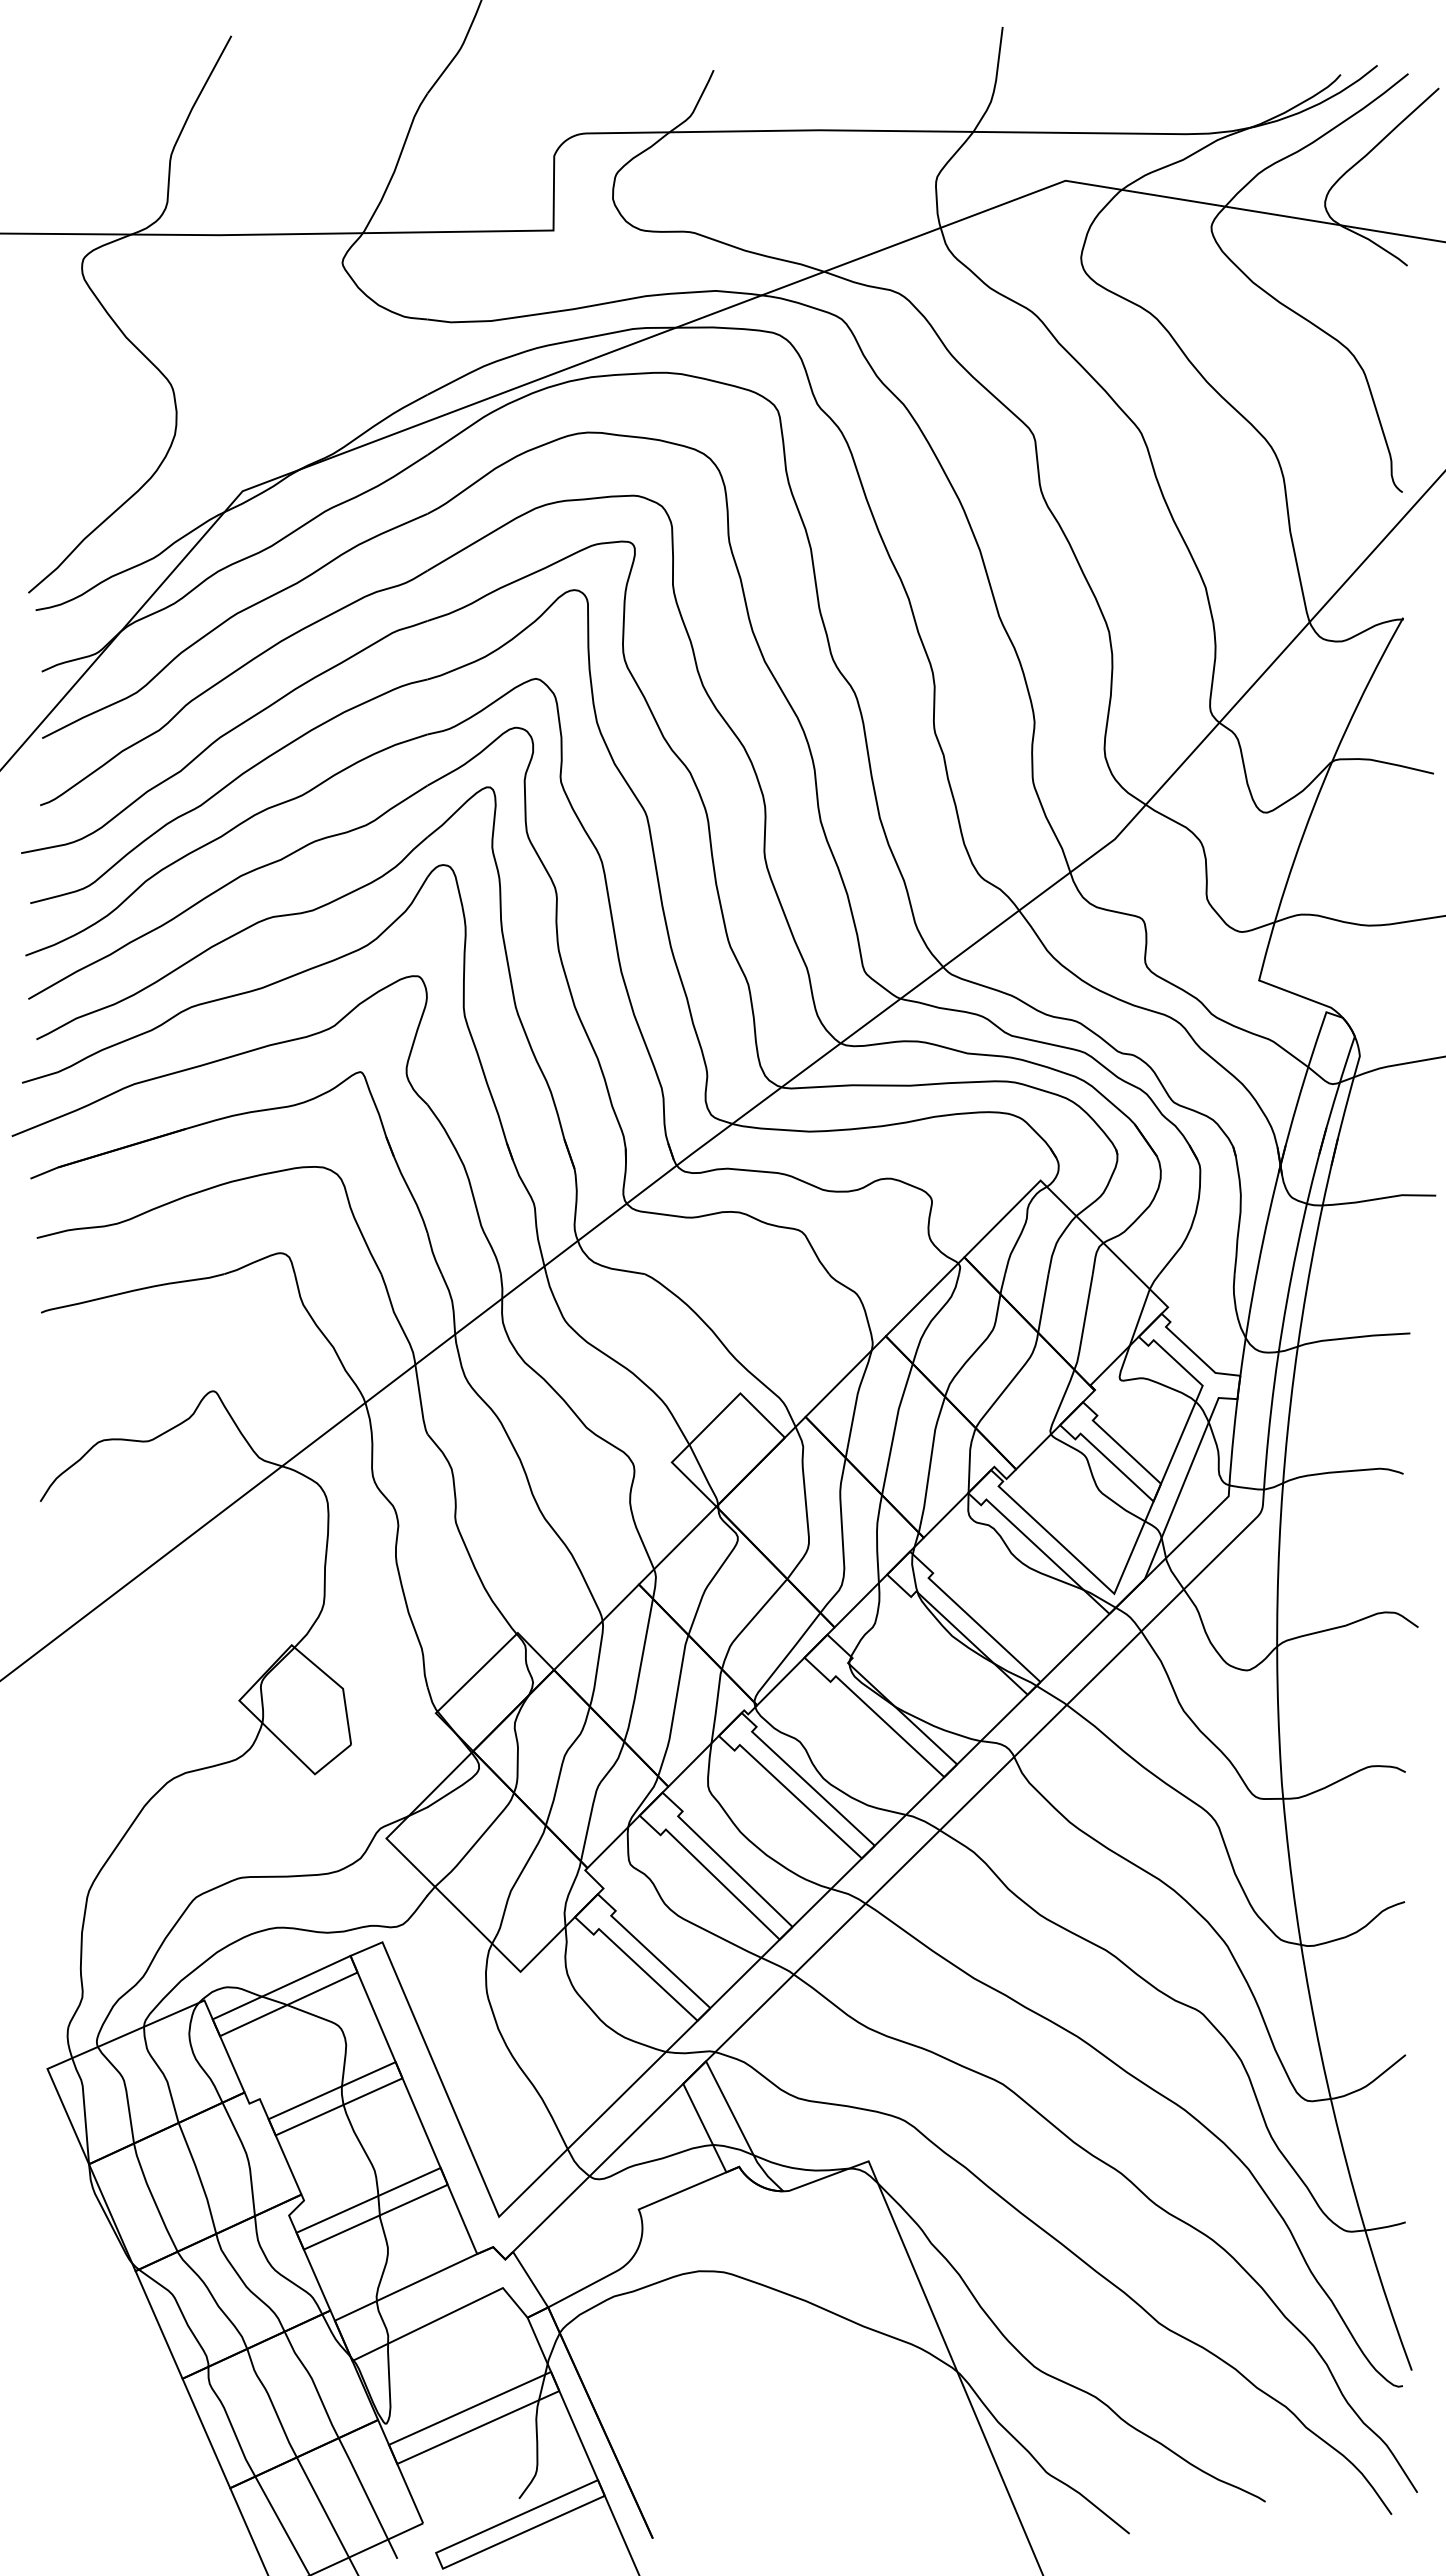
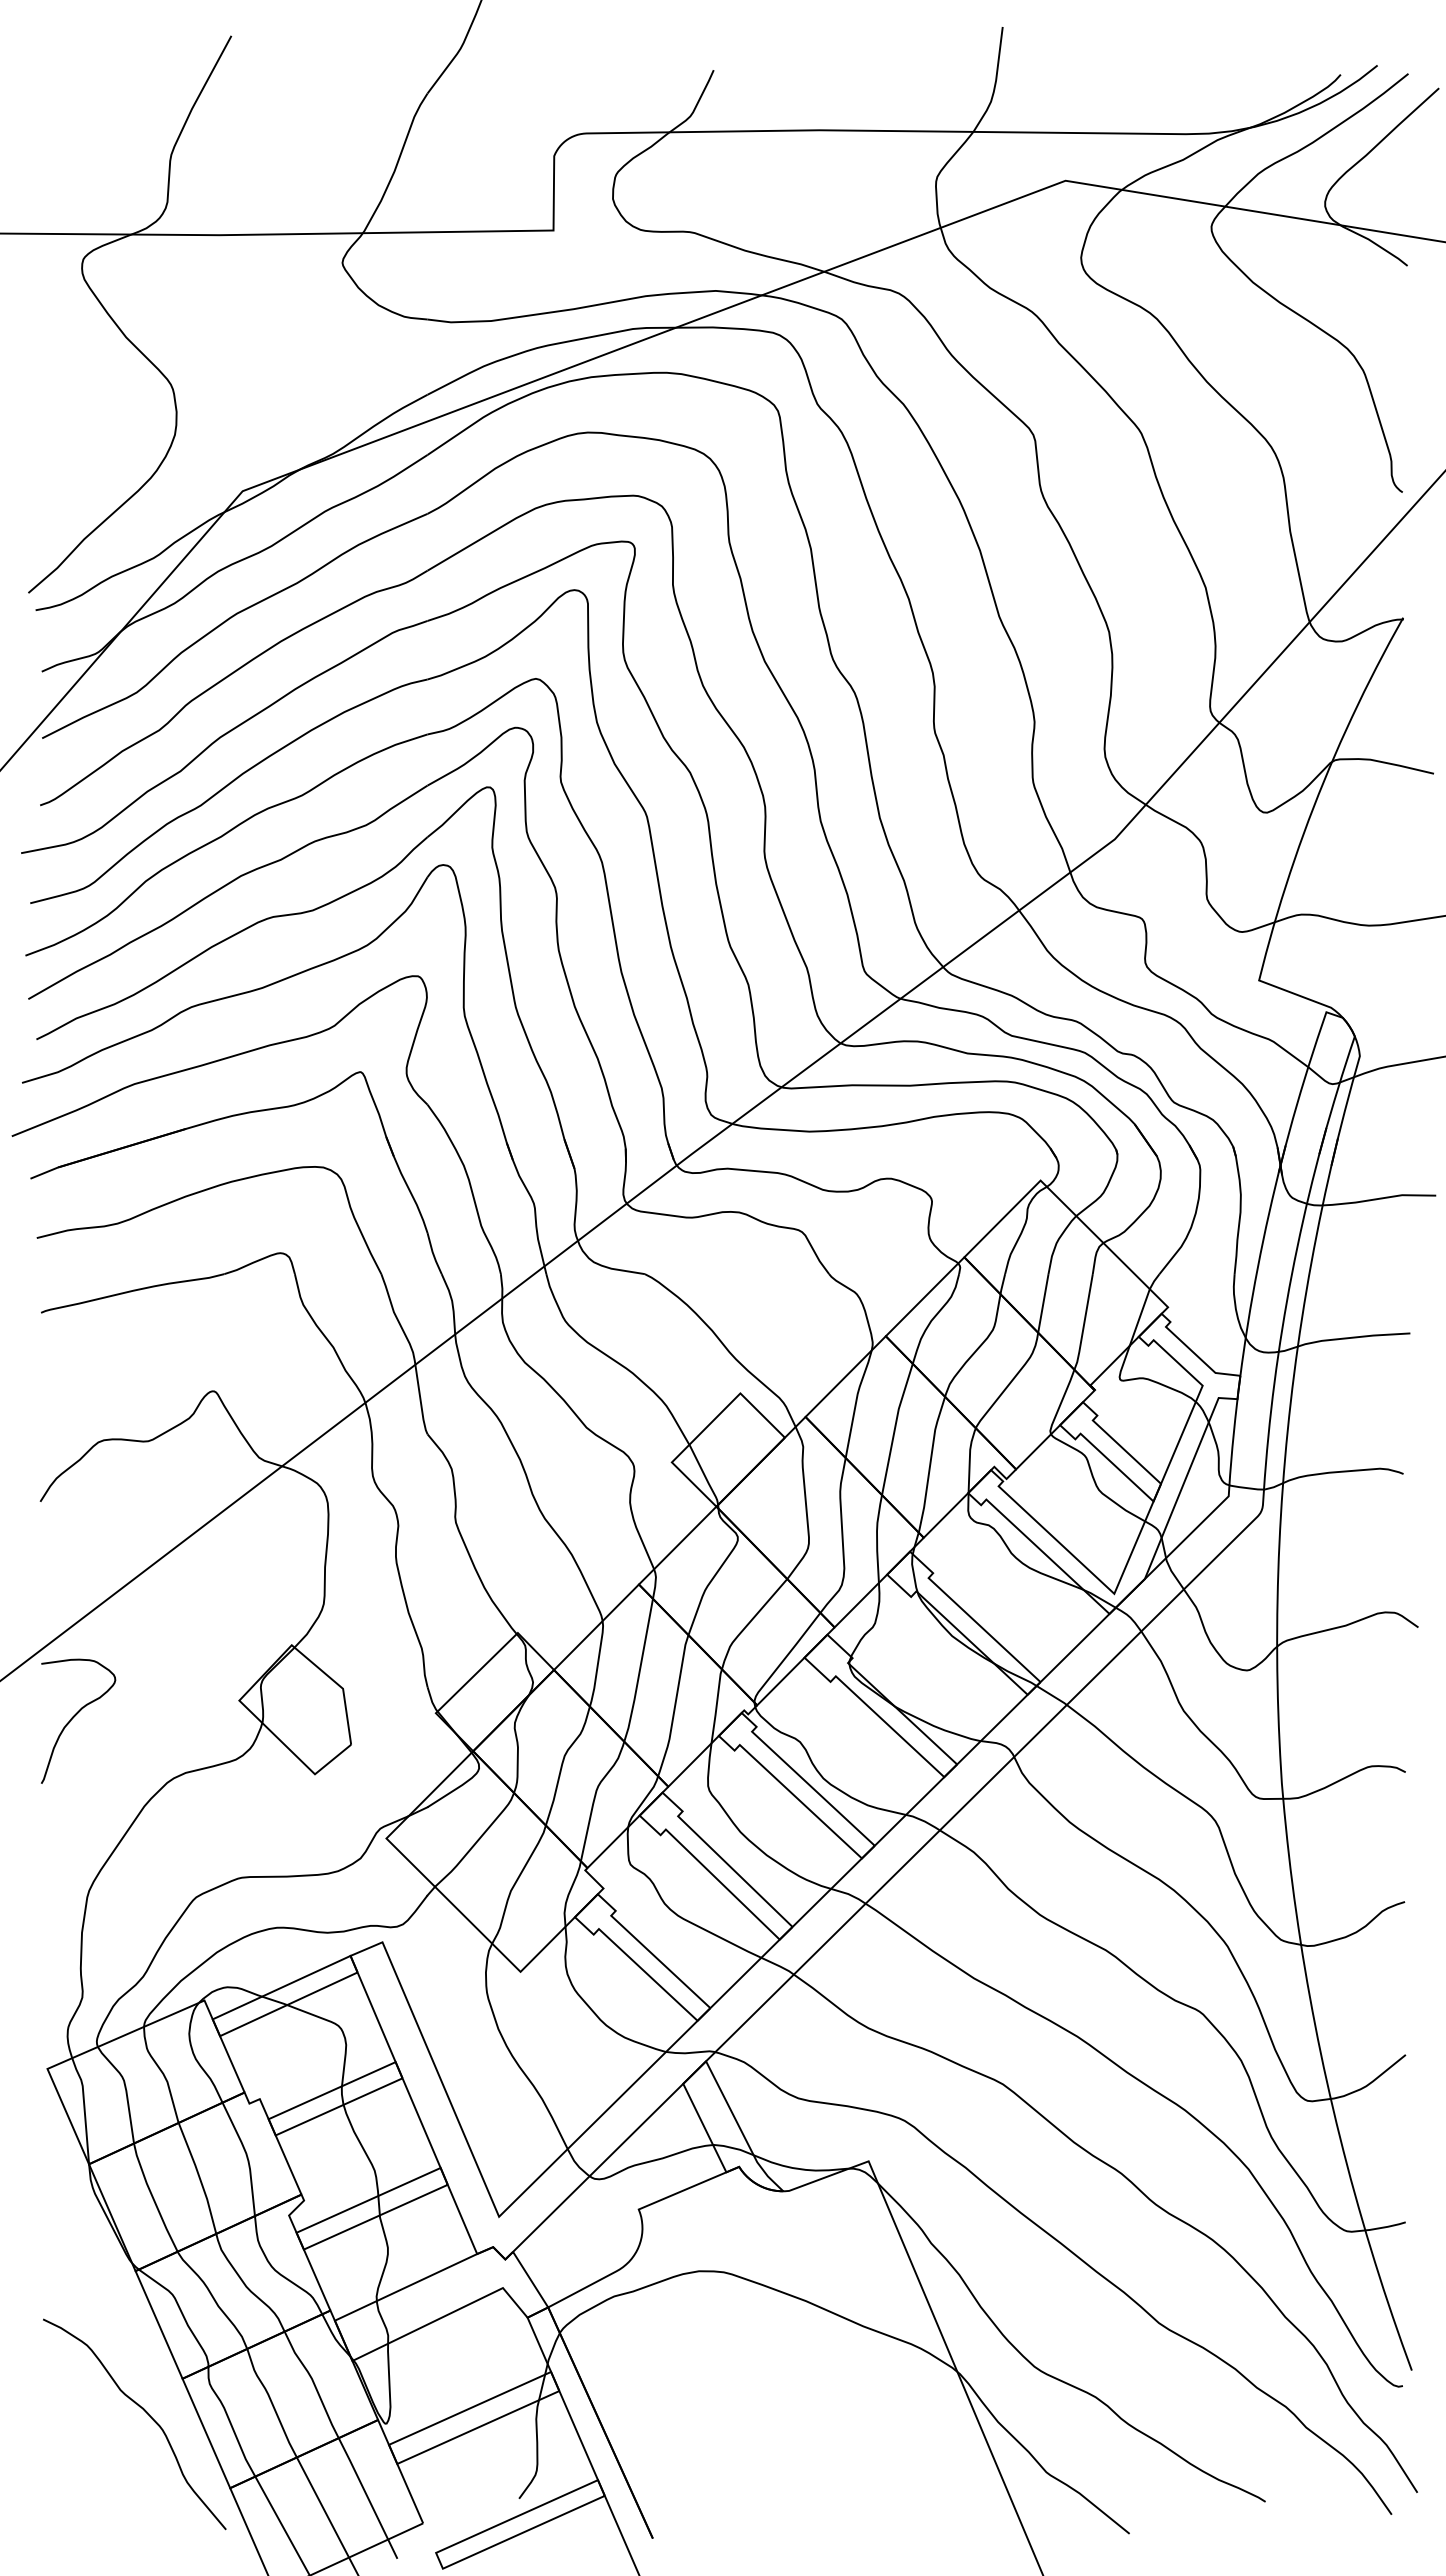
curve: none -> present (75, 1716)
curve: none -> present (145, 2412)
